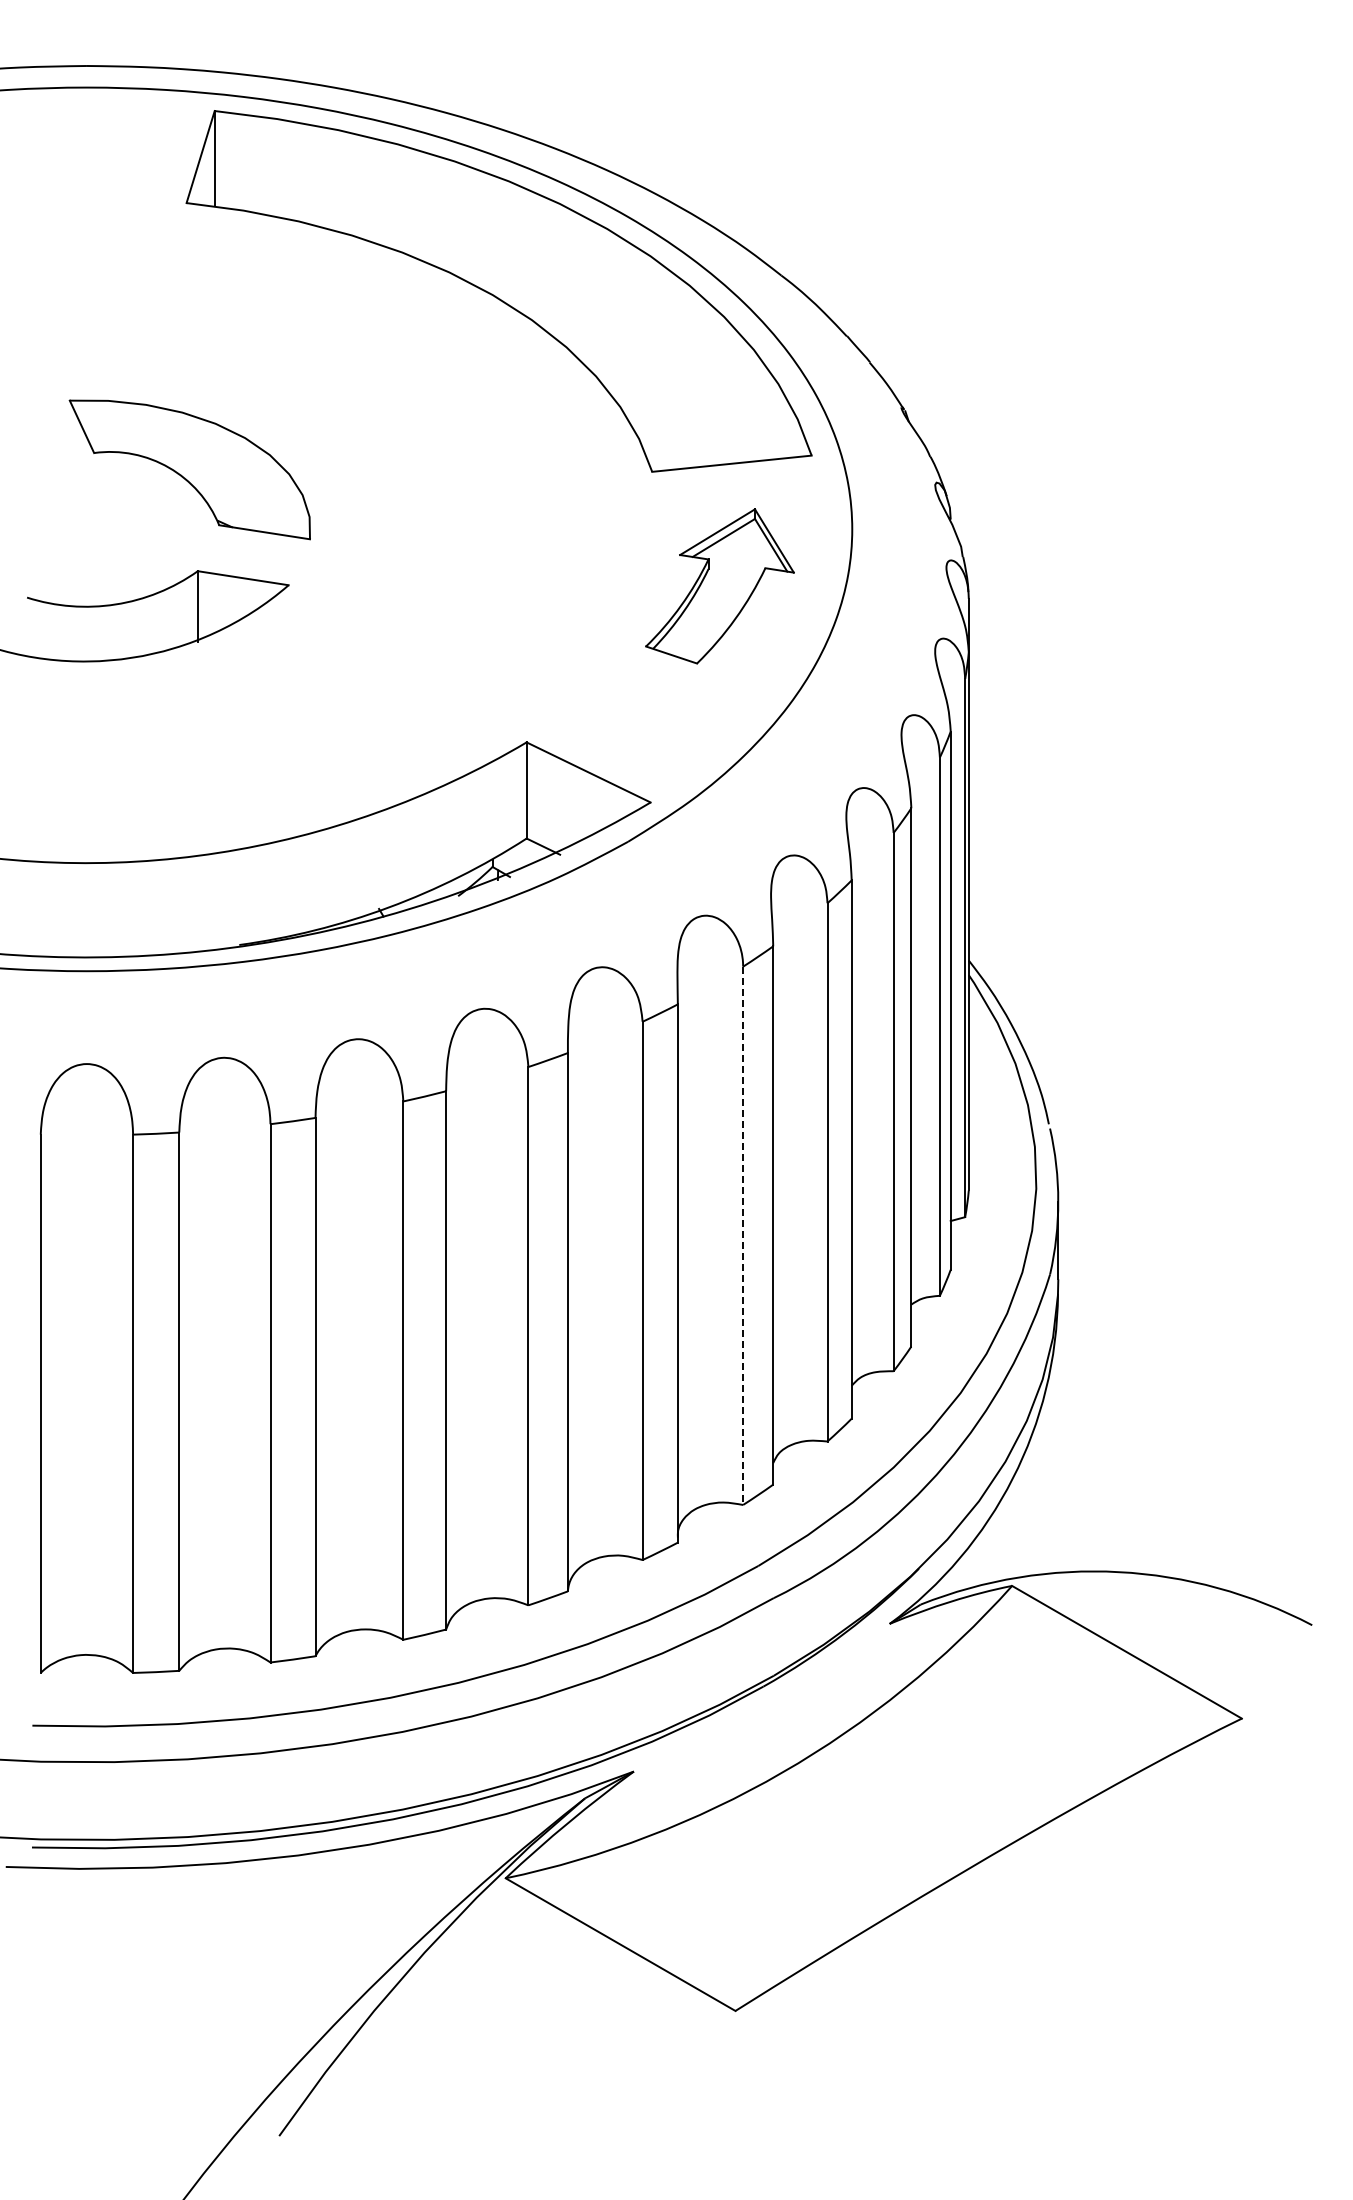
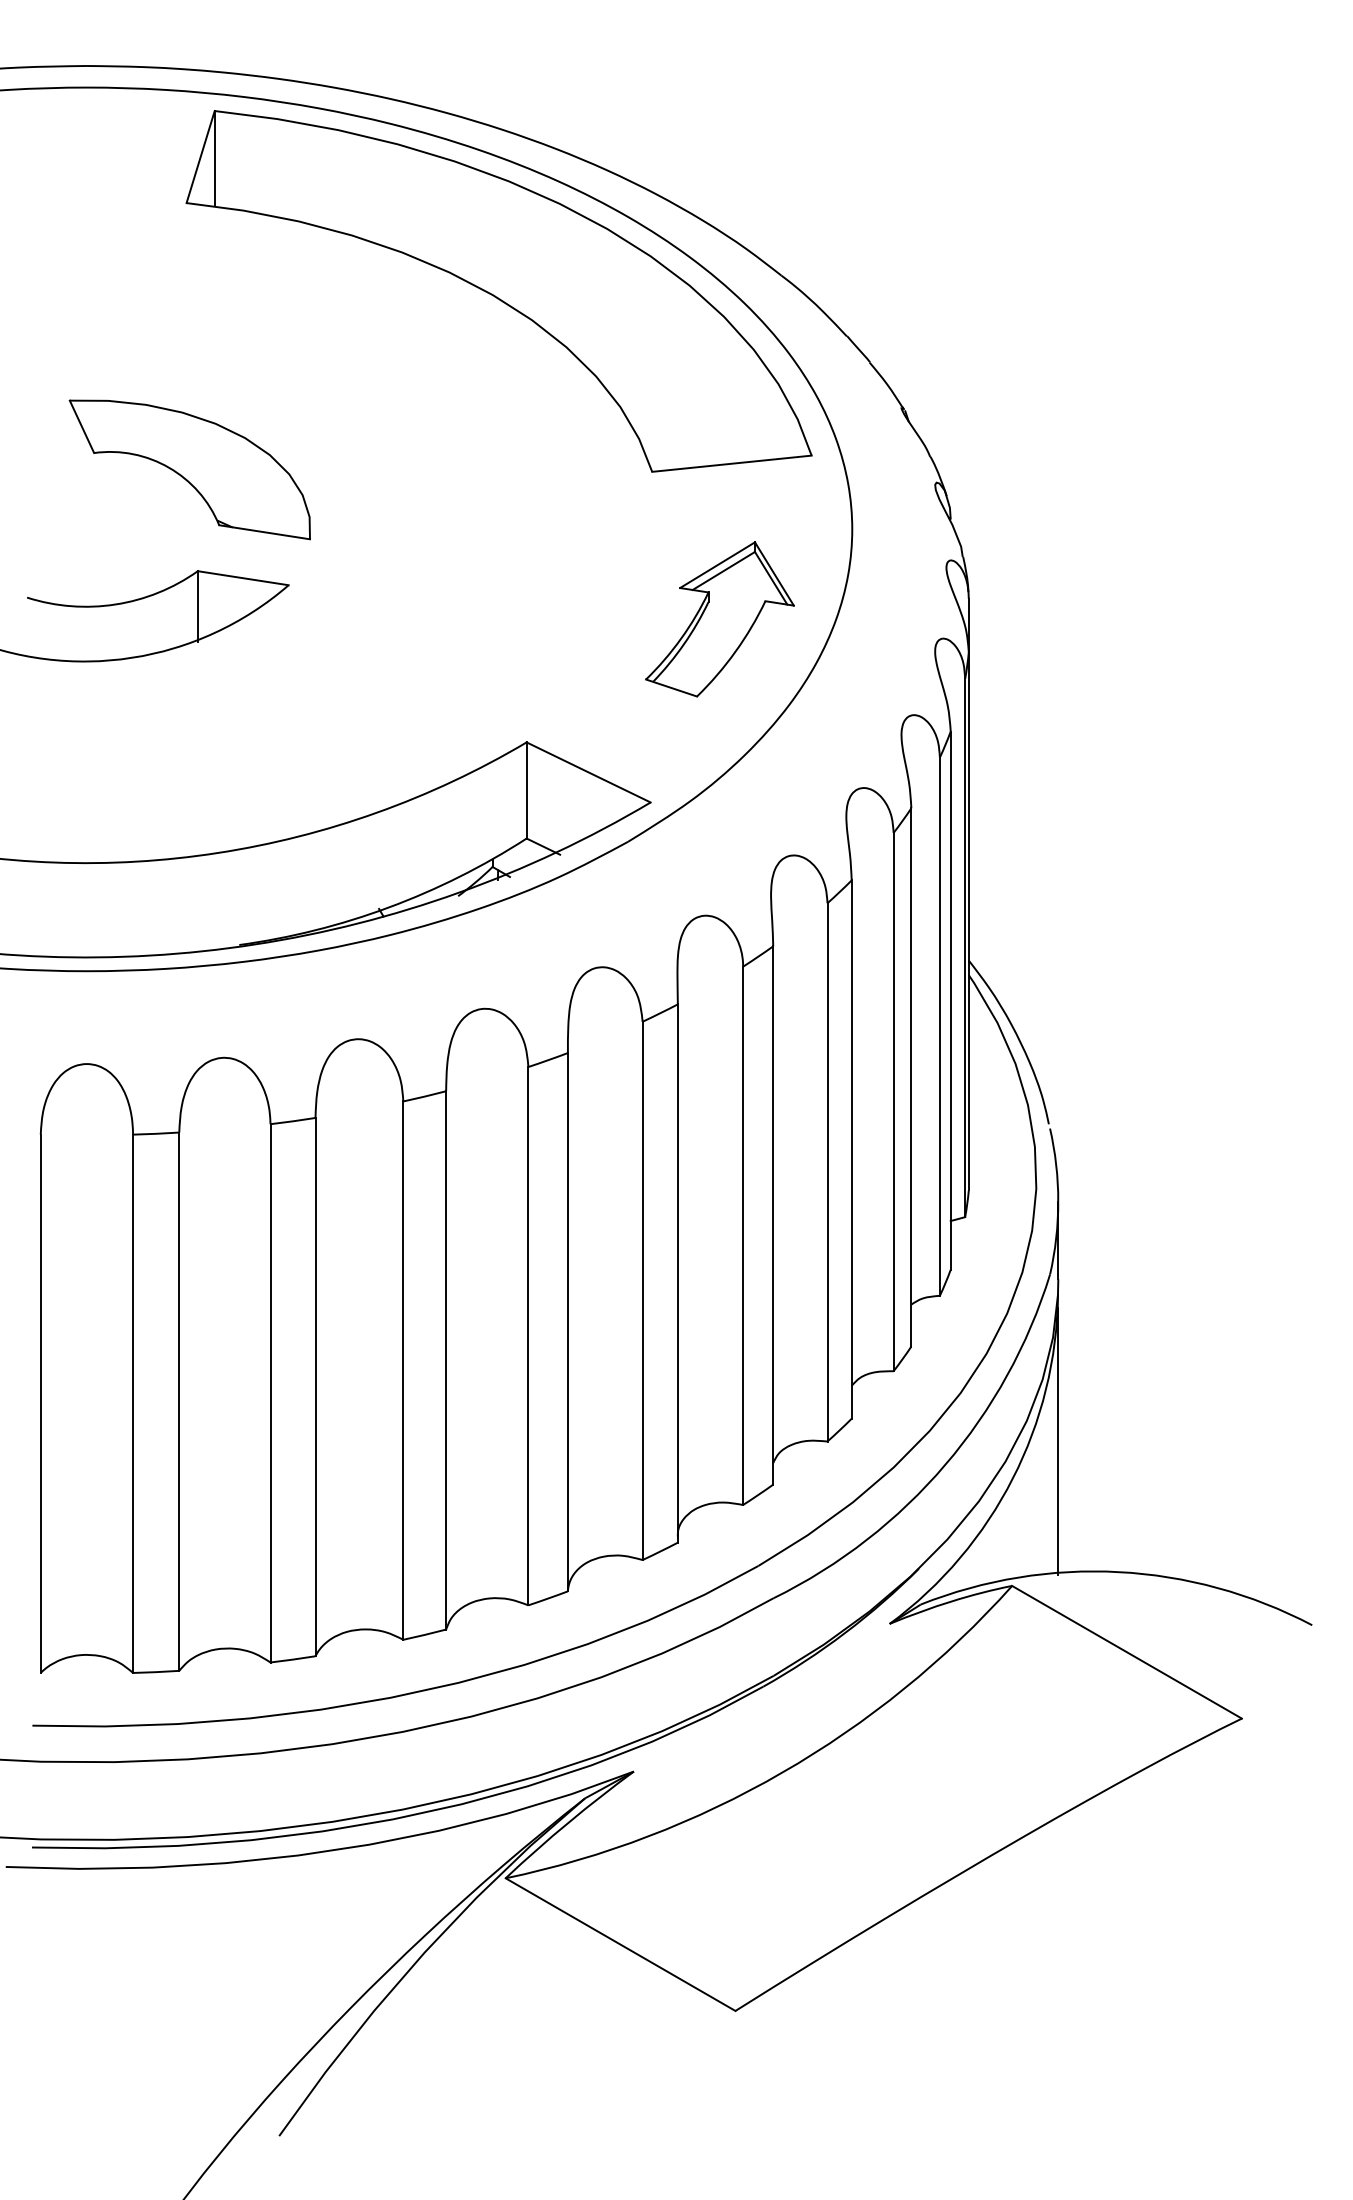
part position: (719, 586) -> (719, 619) (719, 619)
line: dashed -> solid (743, 1236)
line: none -> present (1058, 1441)
